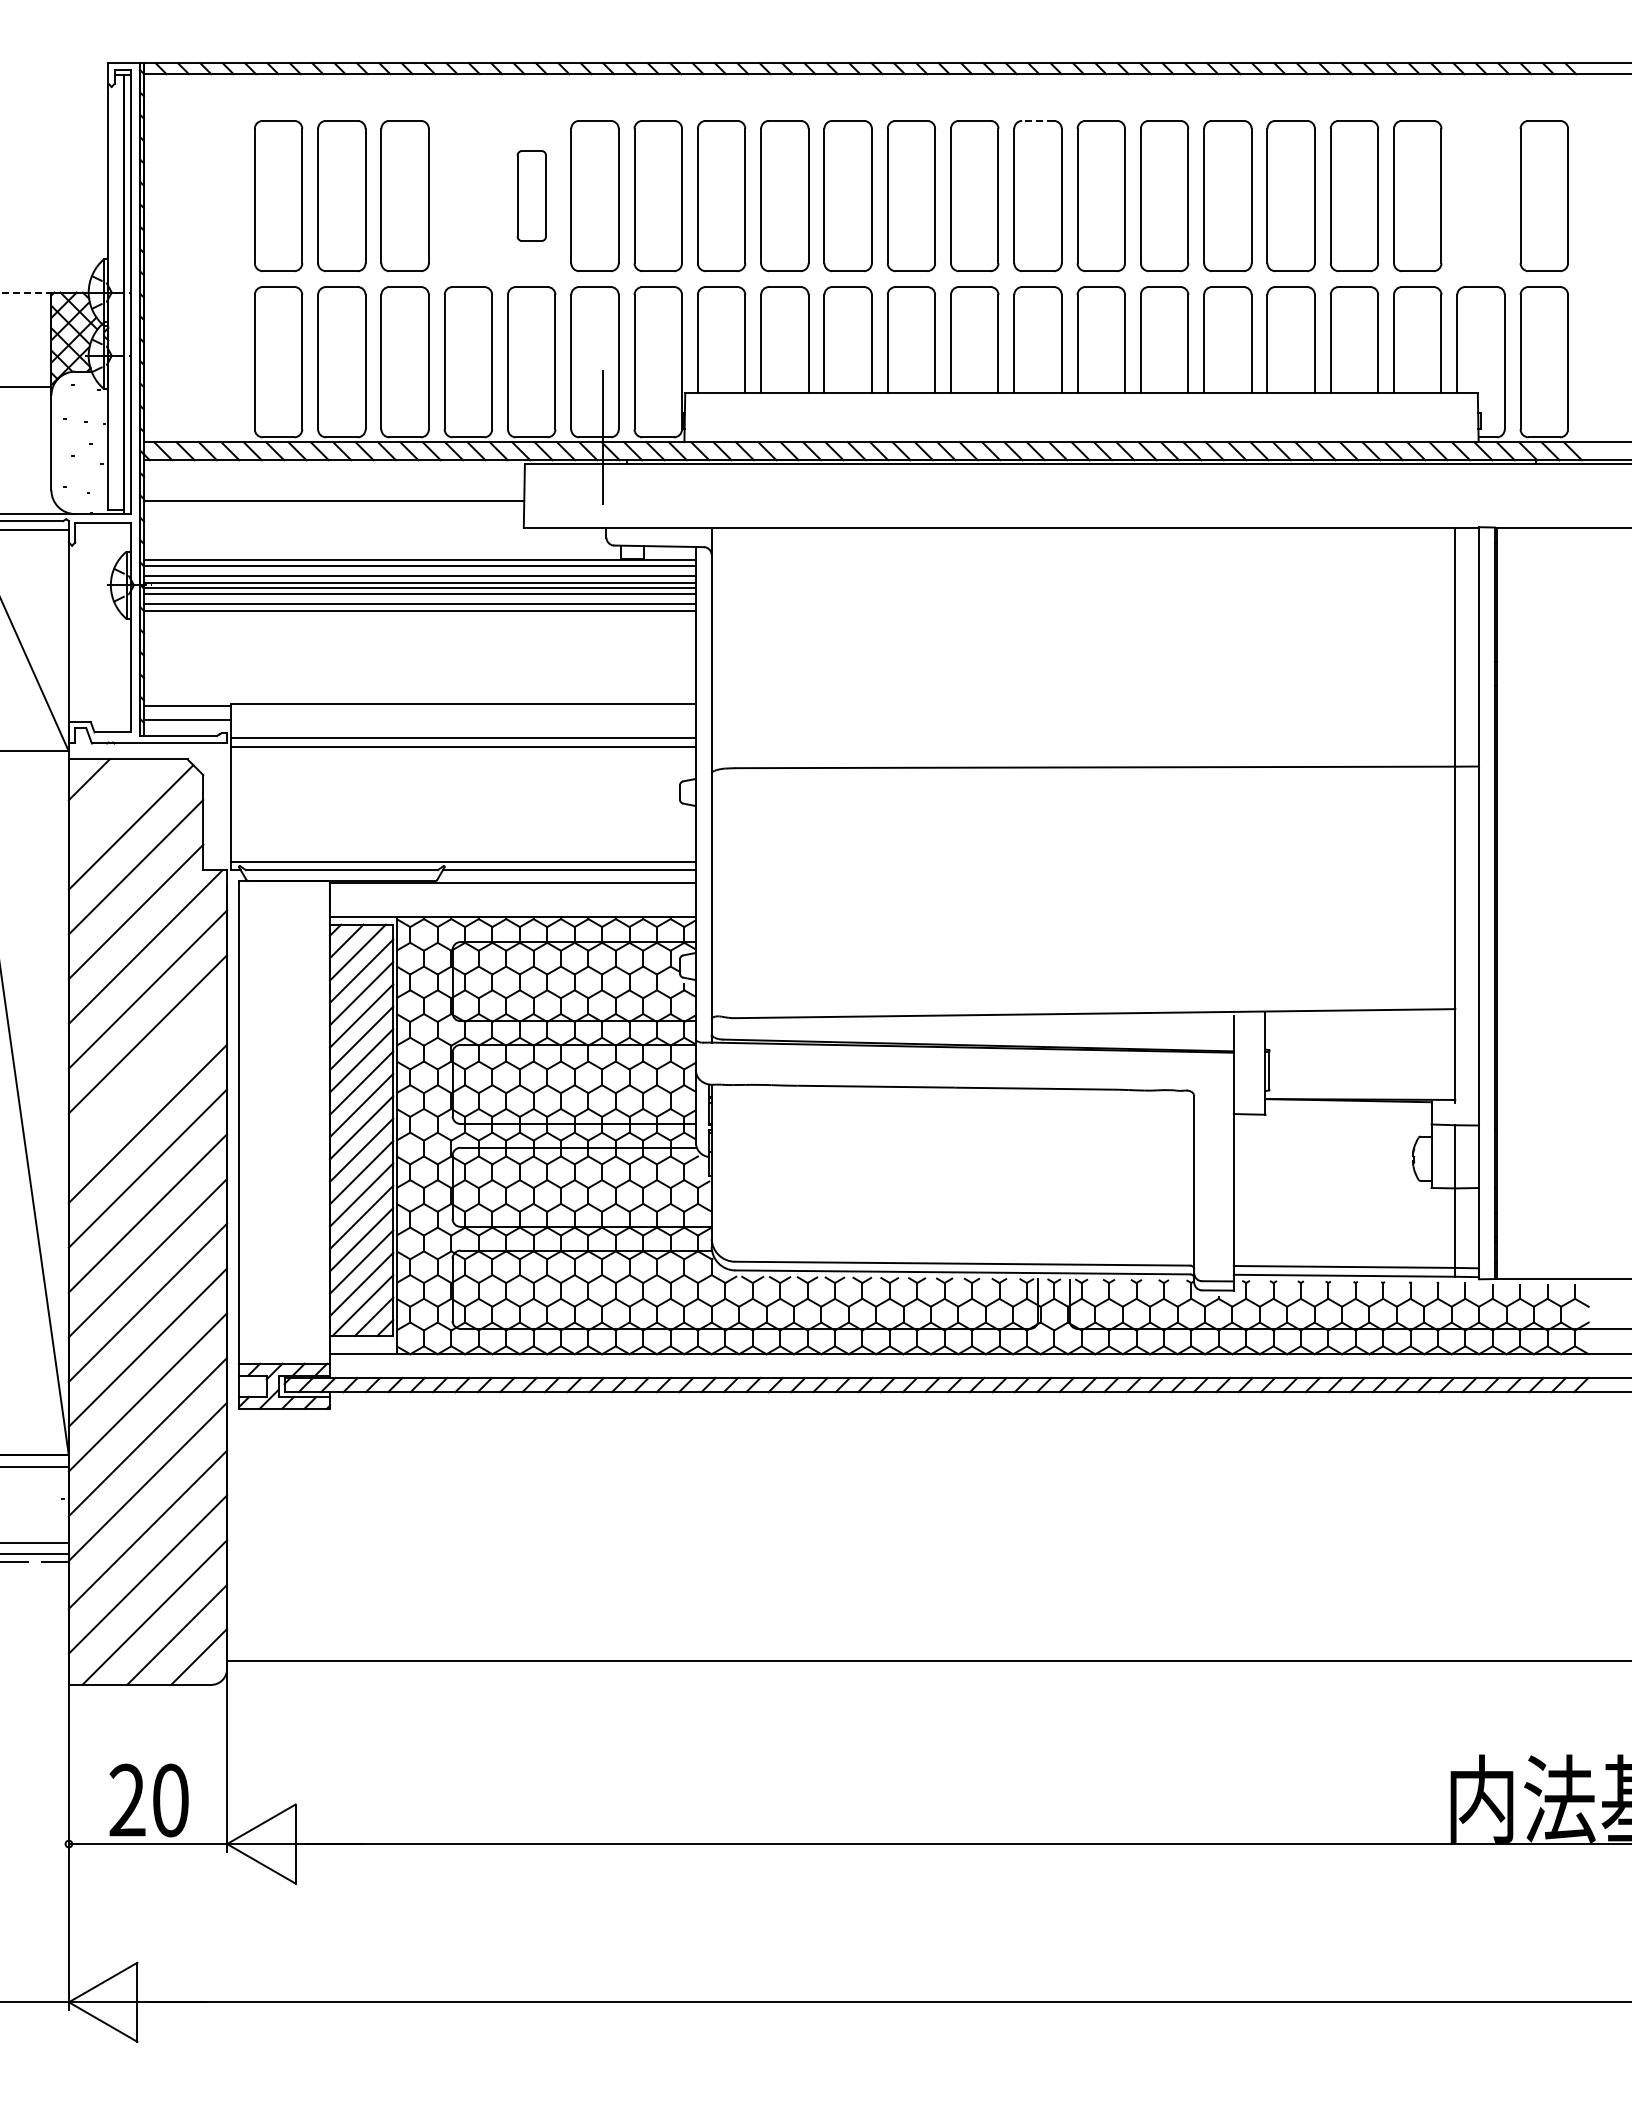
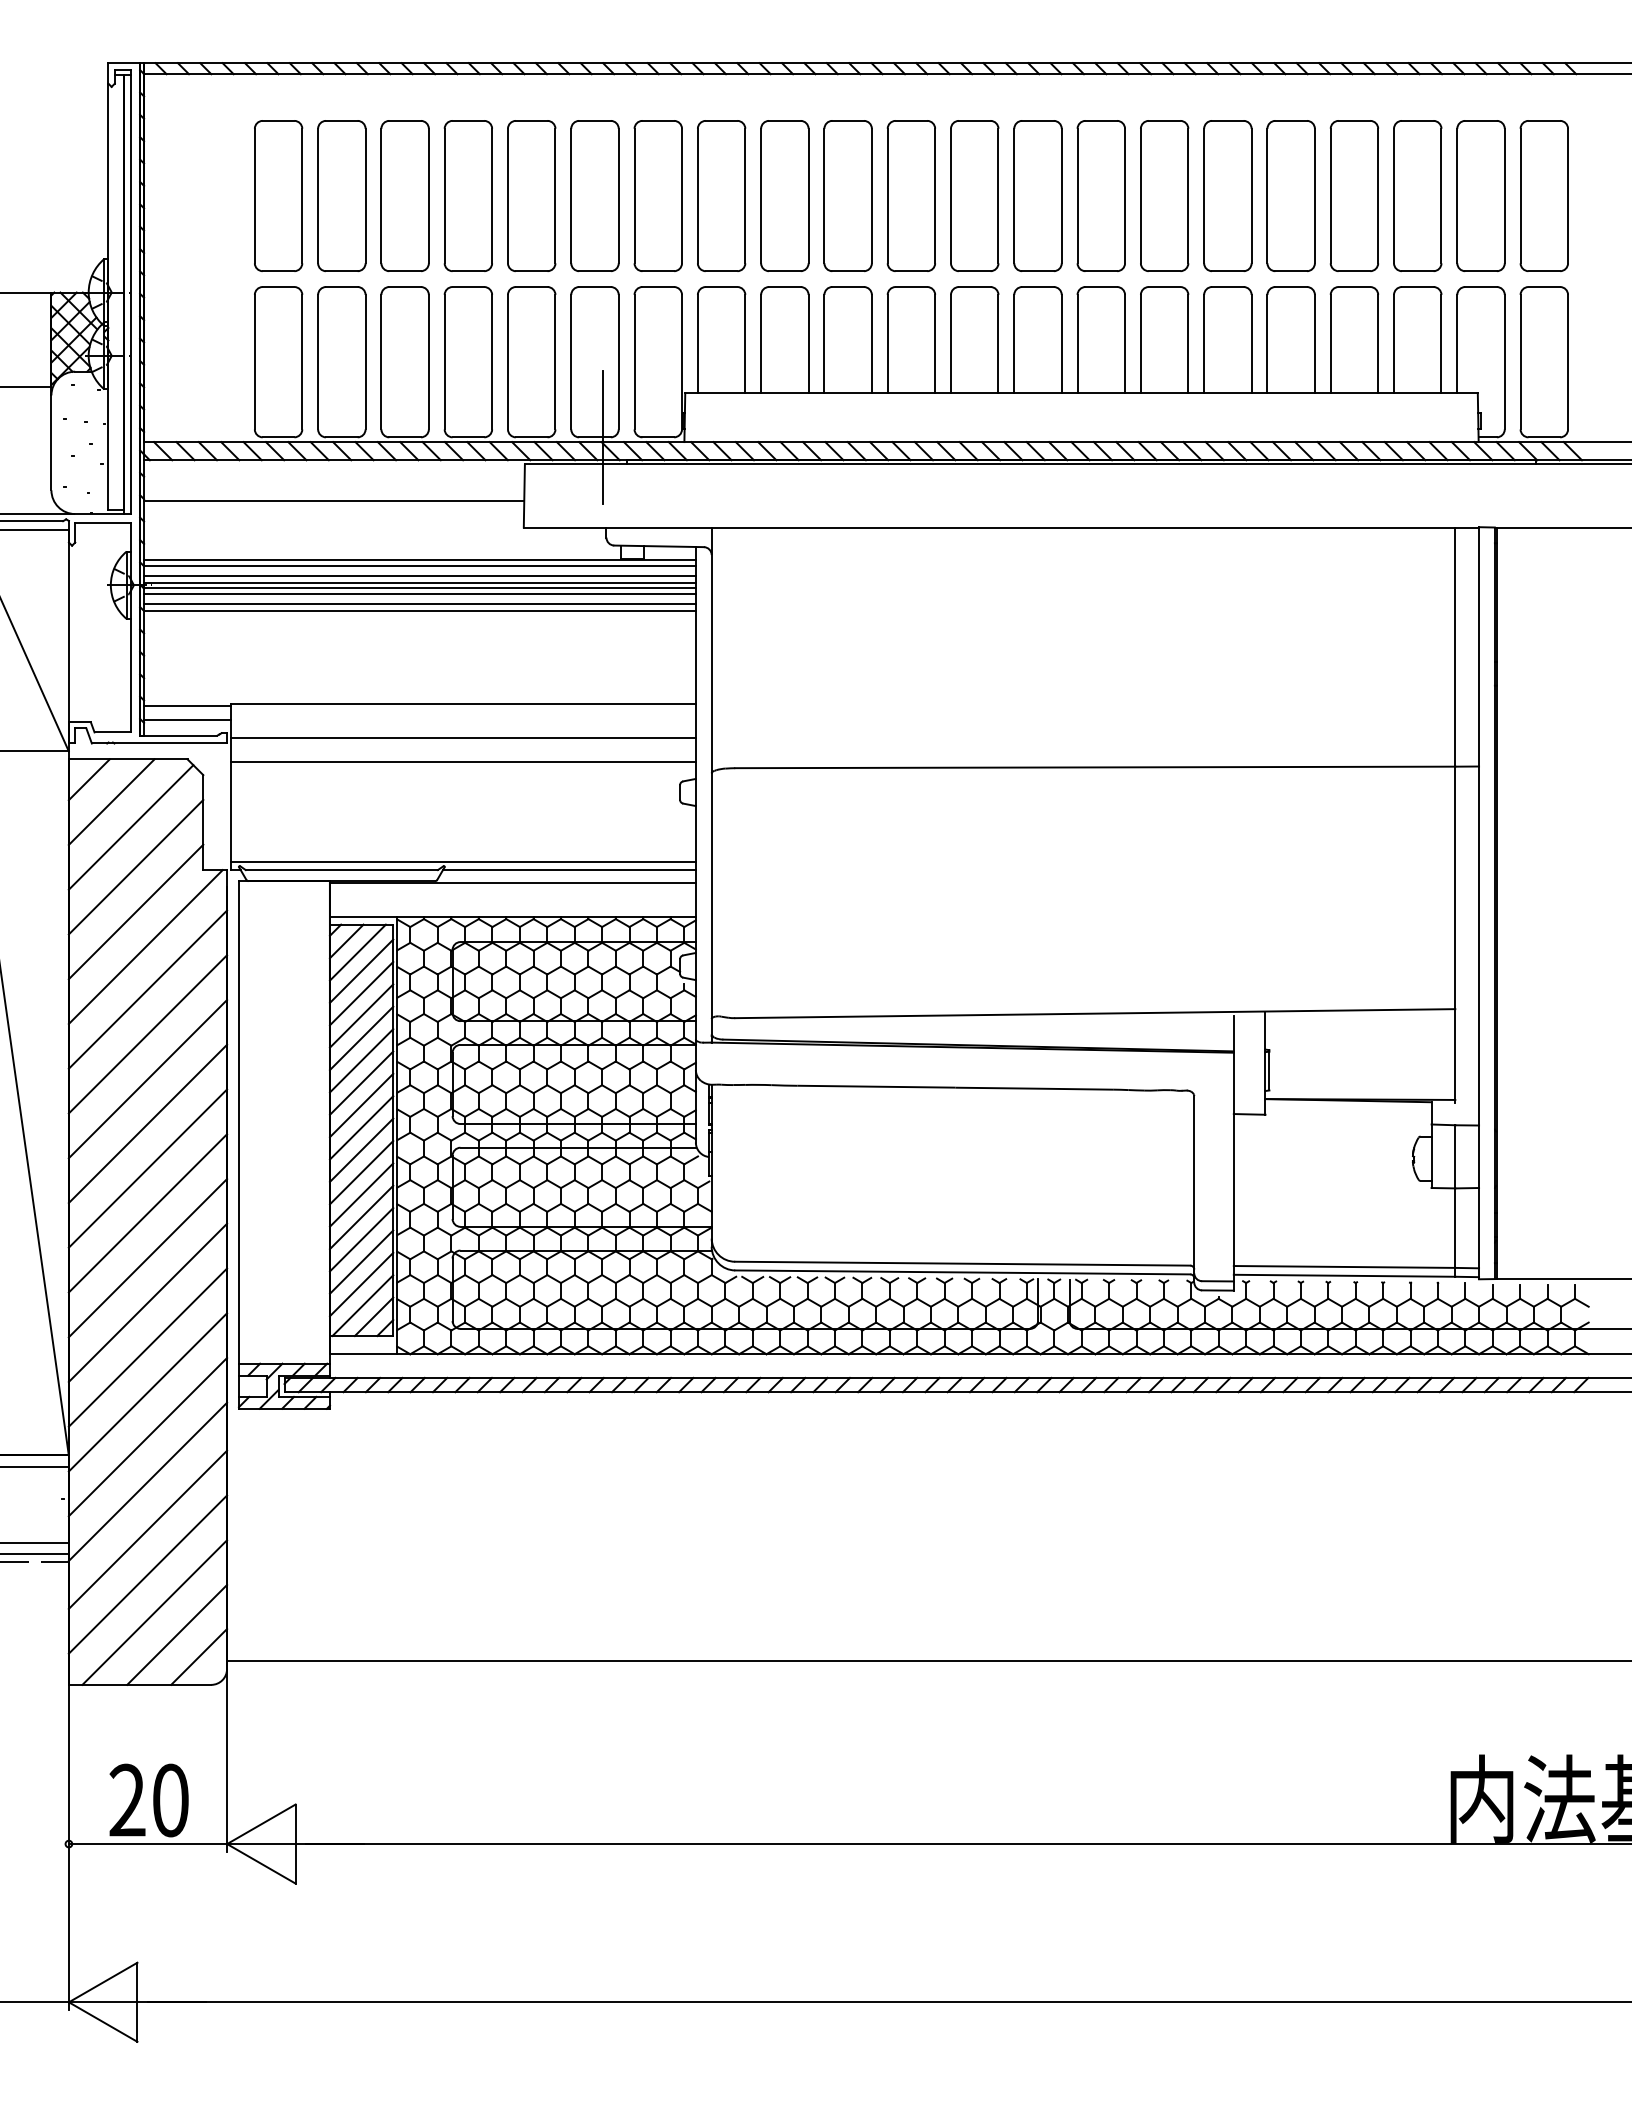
line: dashed -> solid (1038, 120)
part: none -> present (467, 195)
part size: 31x92 px -> 50x152 px (531, 195)
part: none -> present (1480, 195)
line: dashed -> solid (26, 292)
line position: (463, 746) -> (463, 761) (463, 761)
line: none -> present (111, 801)
line: none -> present (147, 1079)
